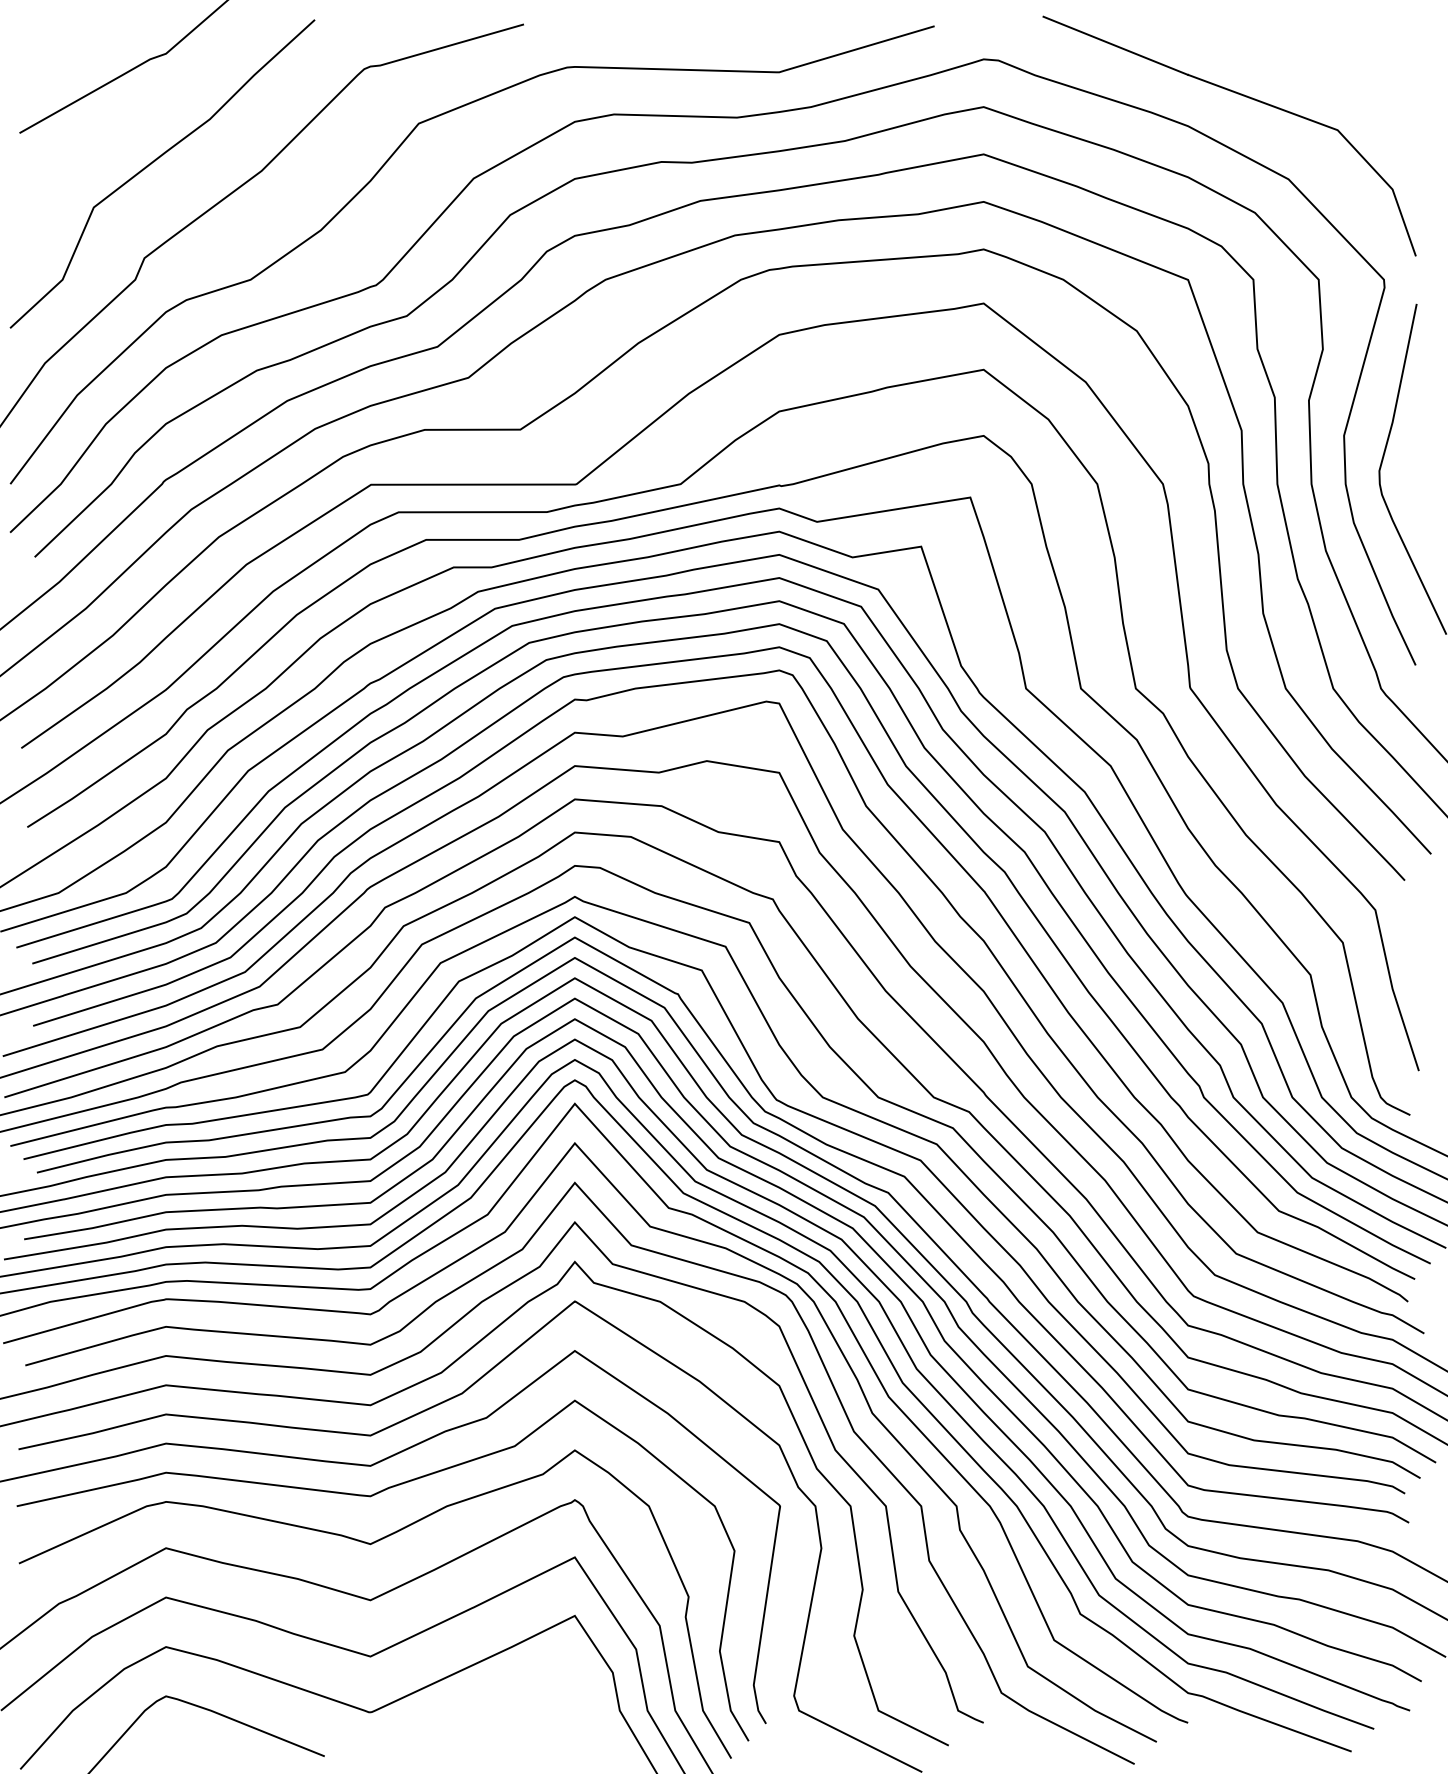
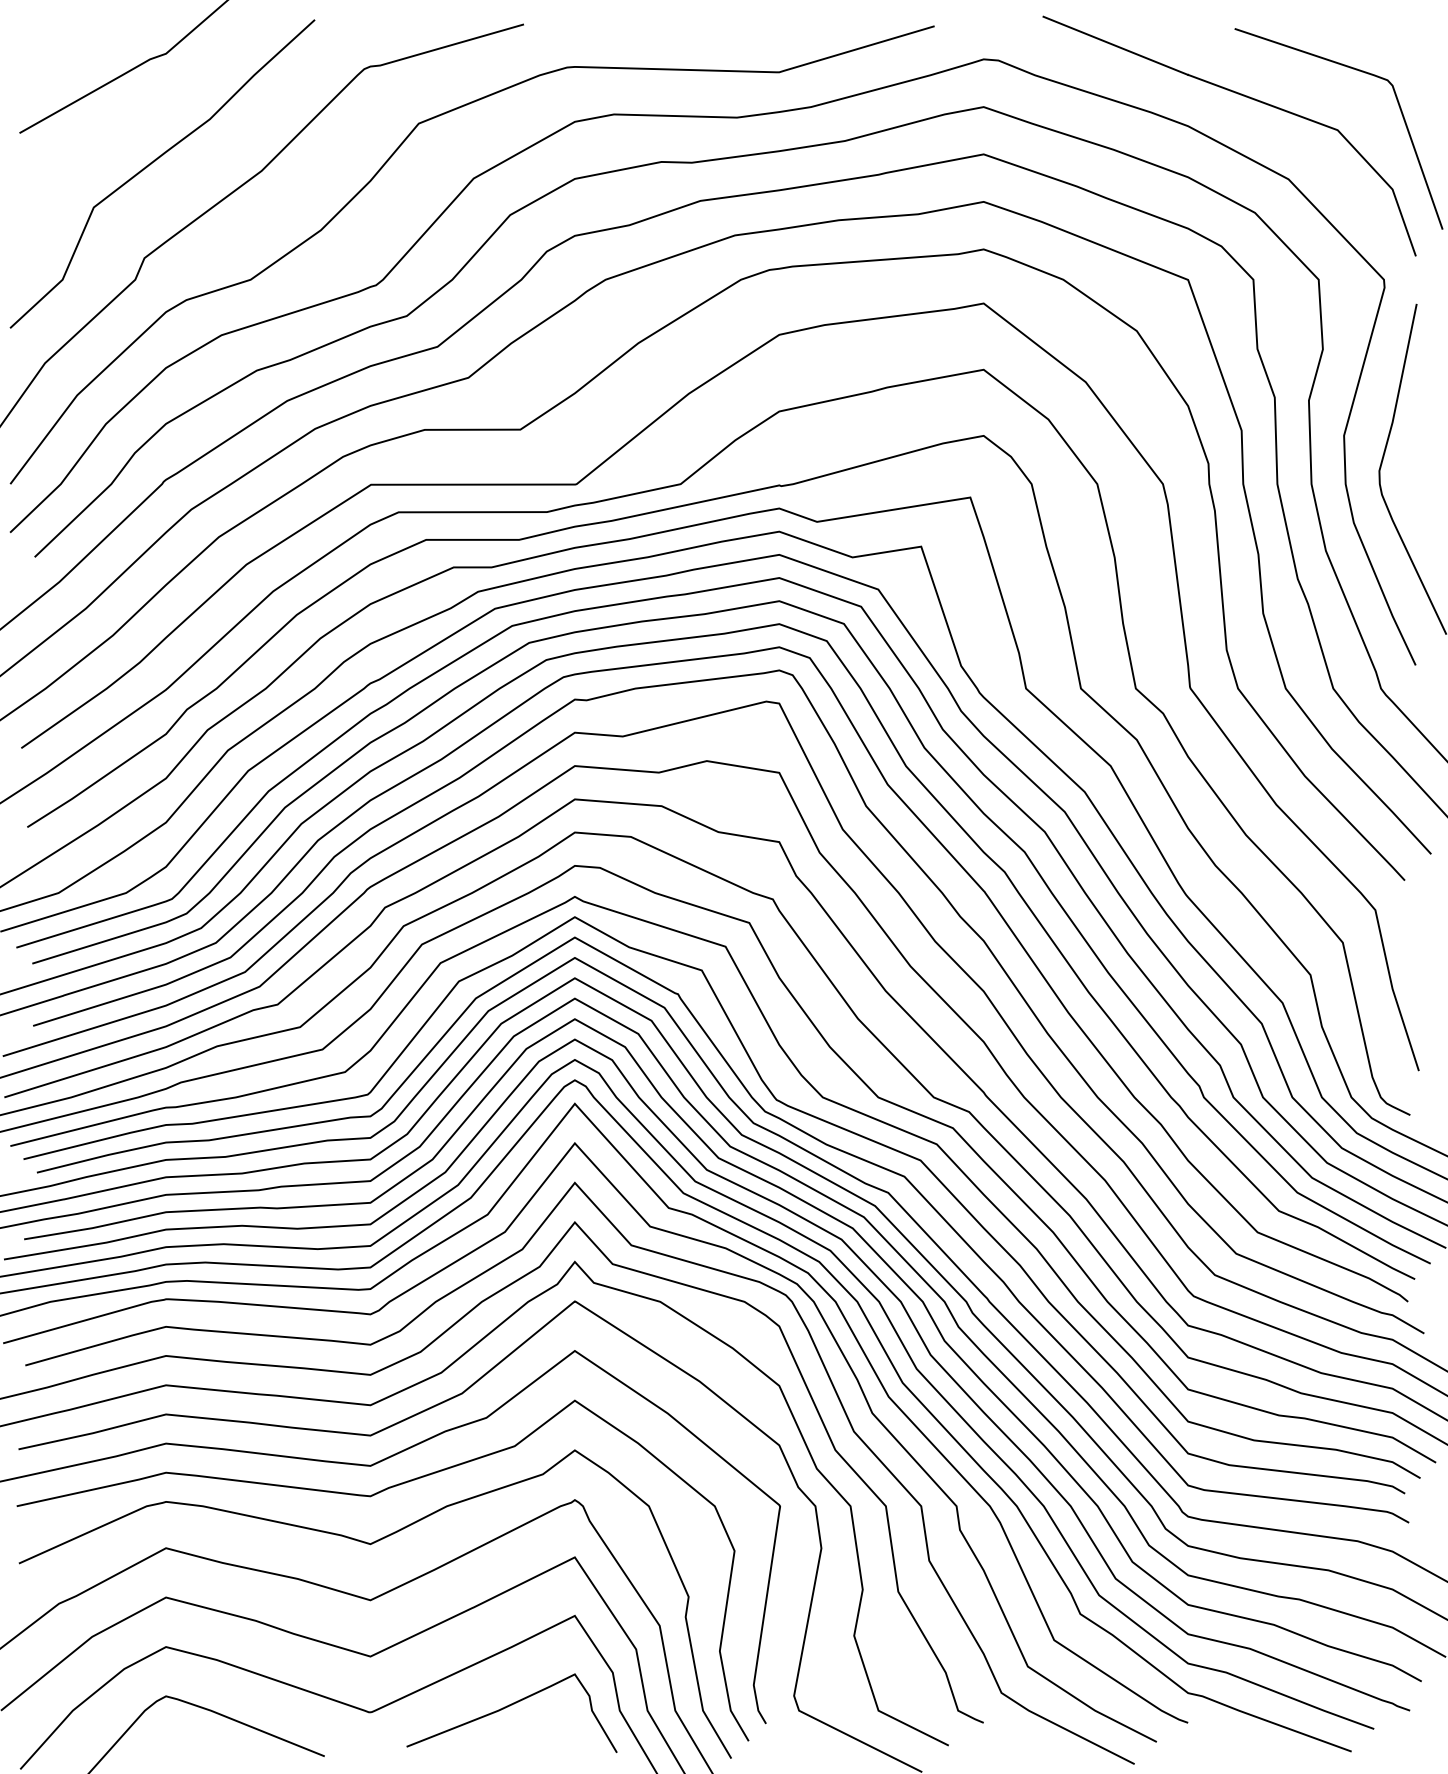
line: none -> present (1356, 70)
curve: none -> present (510, 1706)
